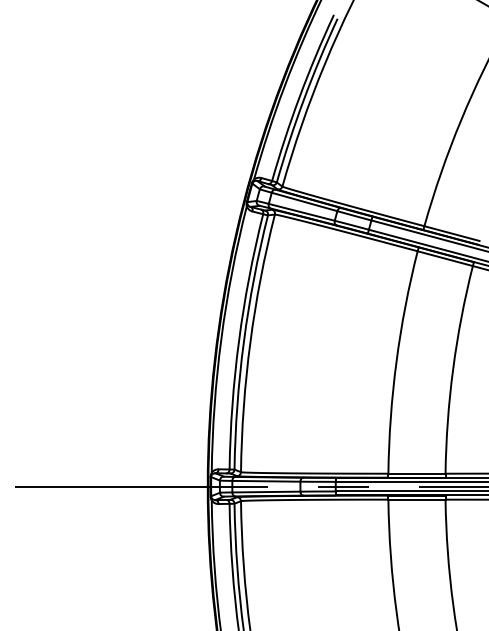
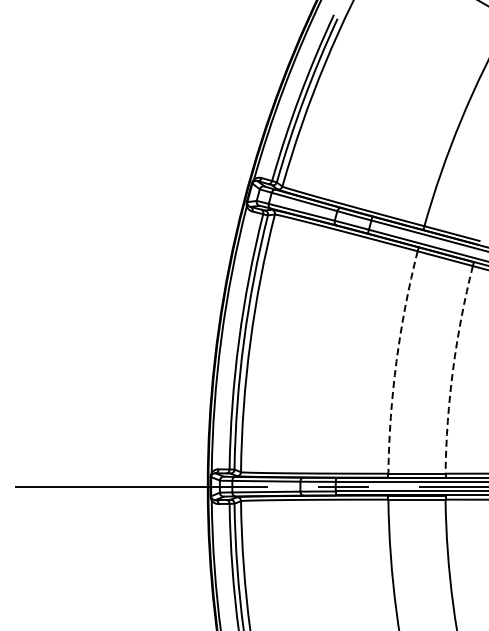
arc: solid -> dashed (396, 361)
arc: solid -> dashed (453, 369)
